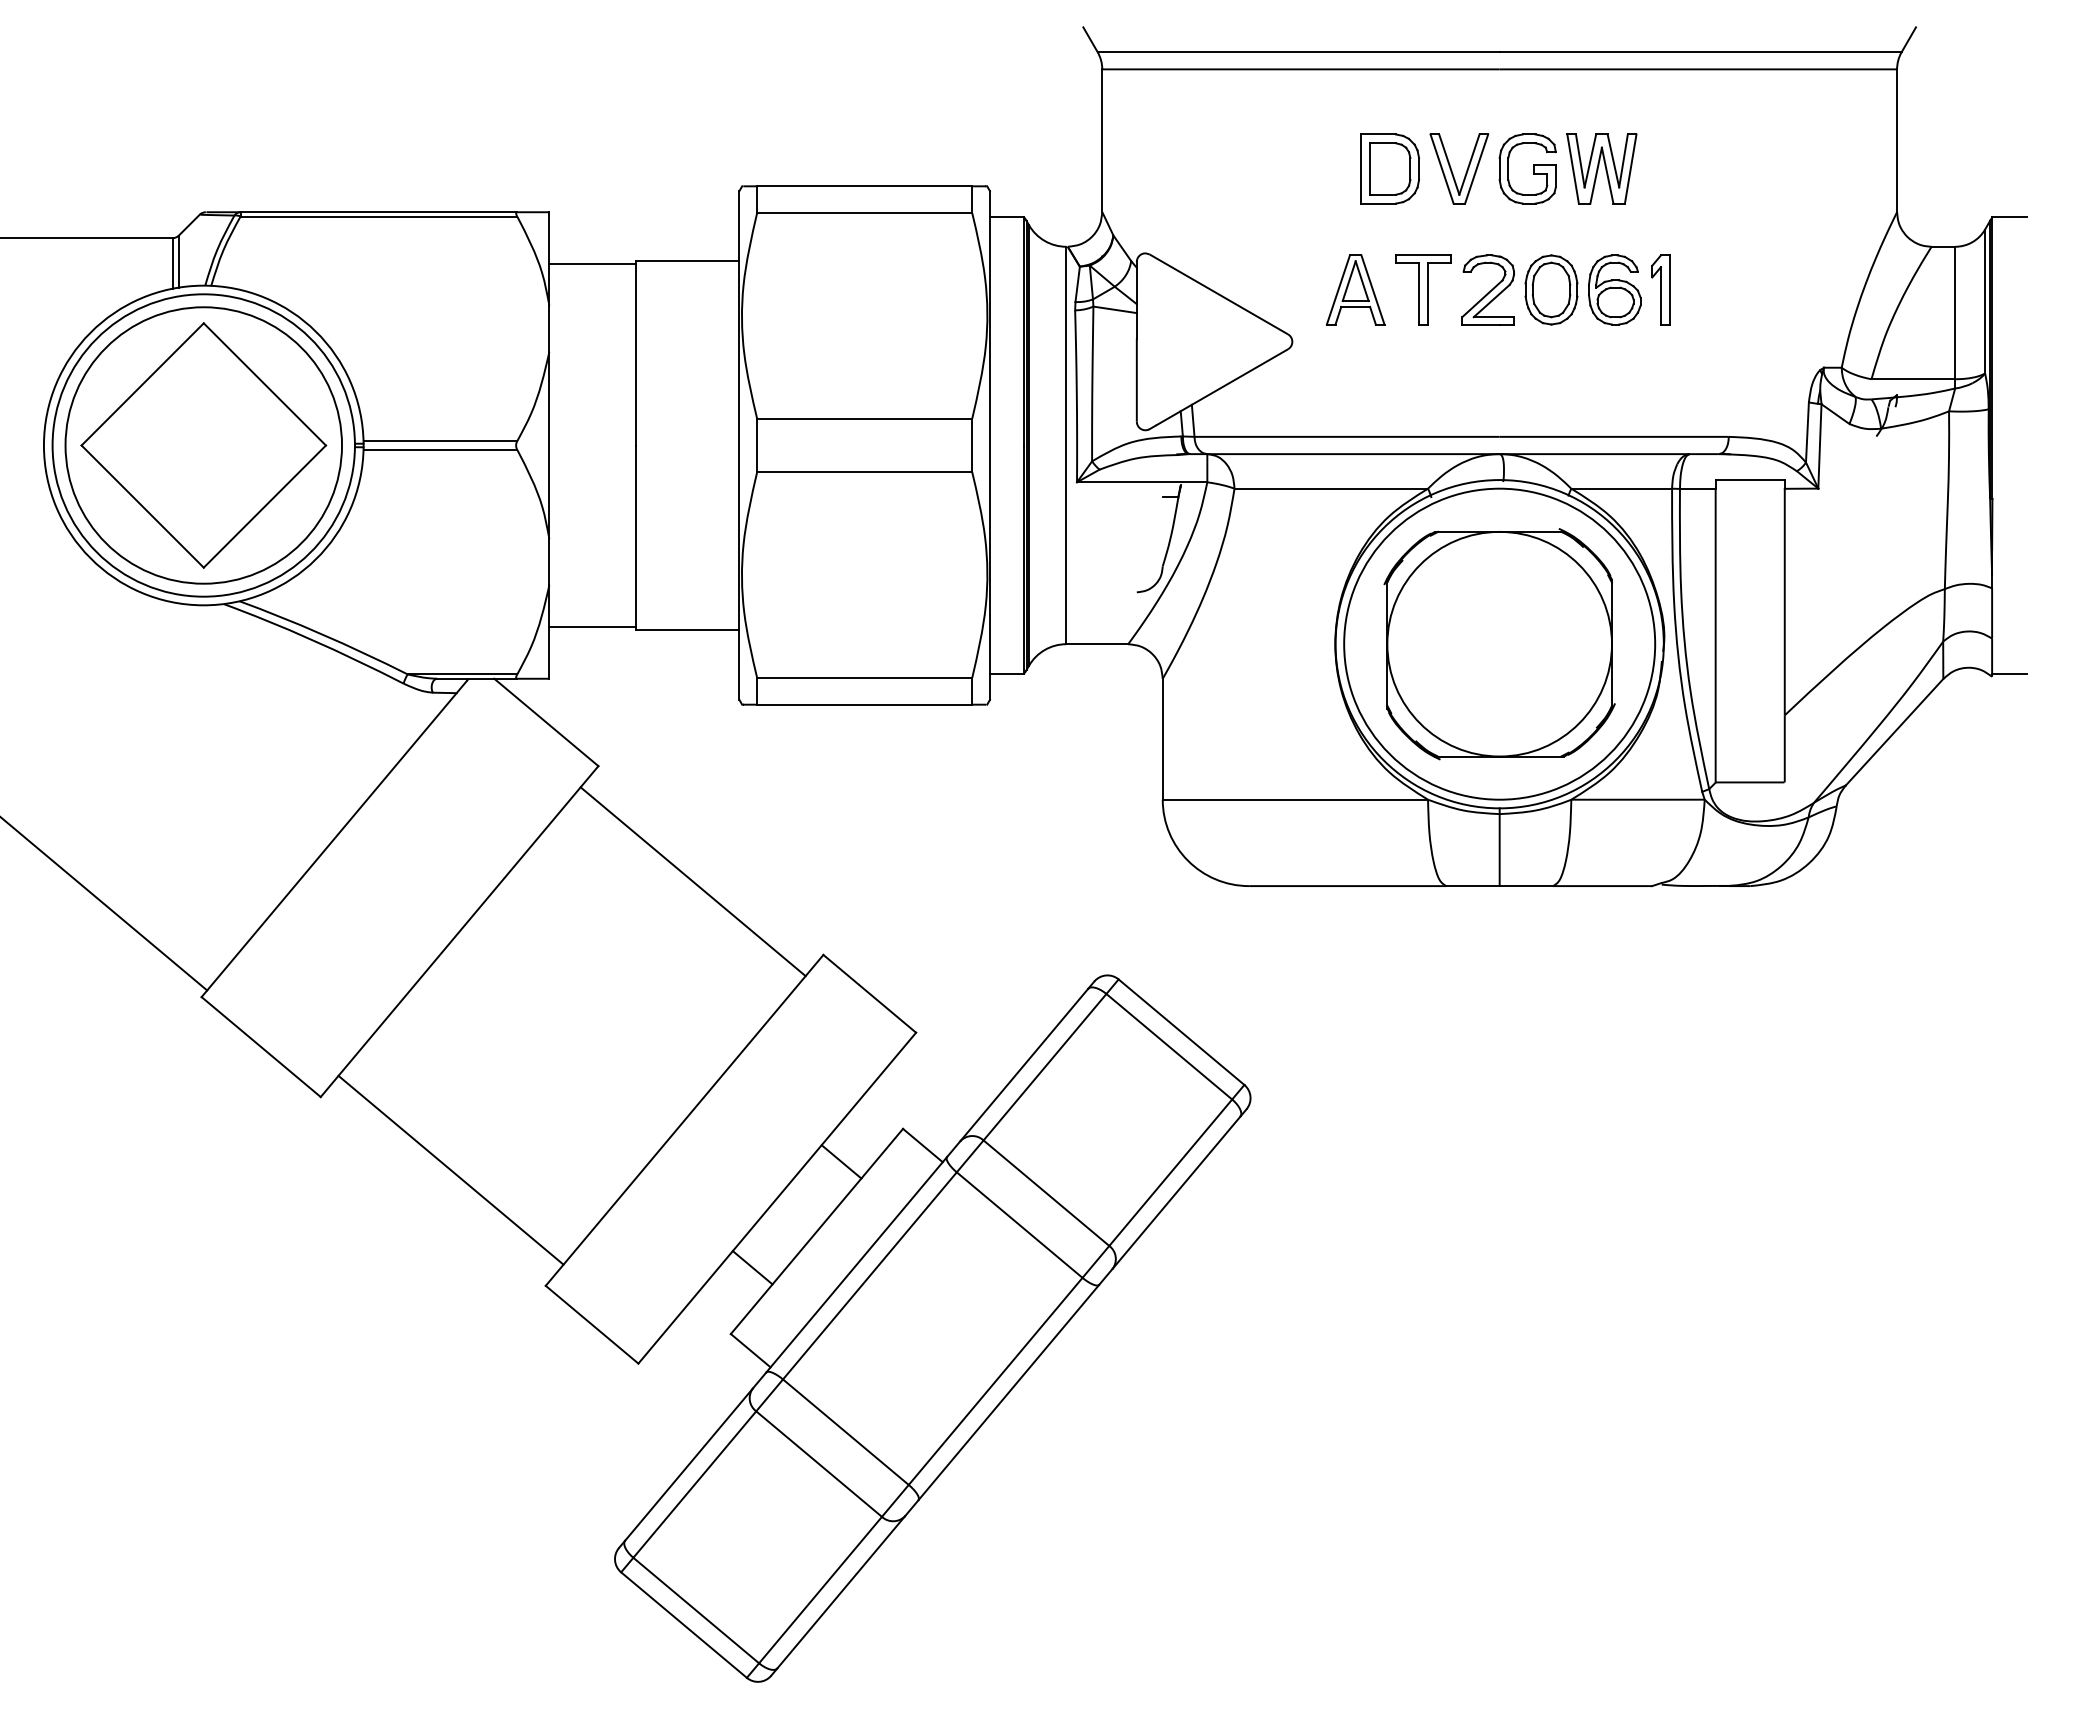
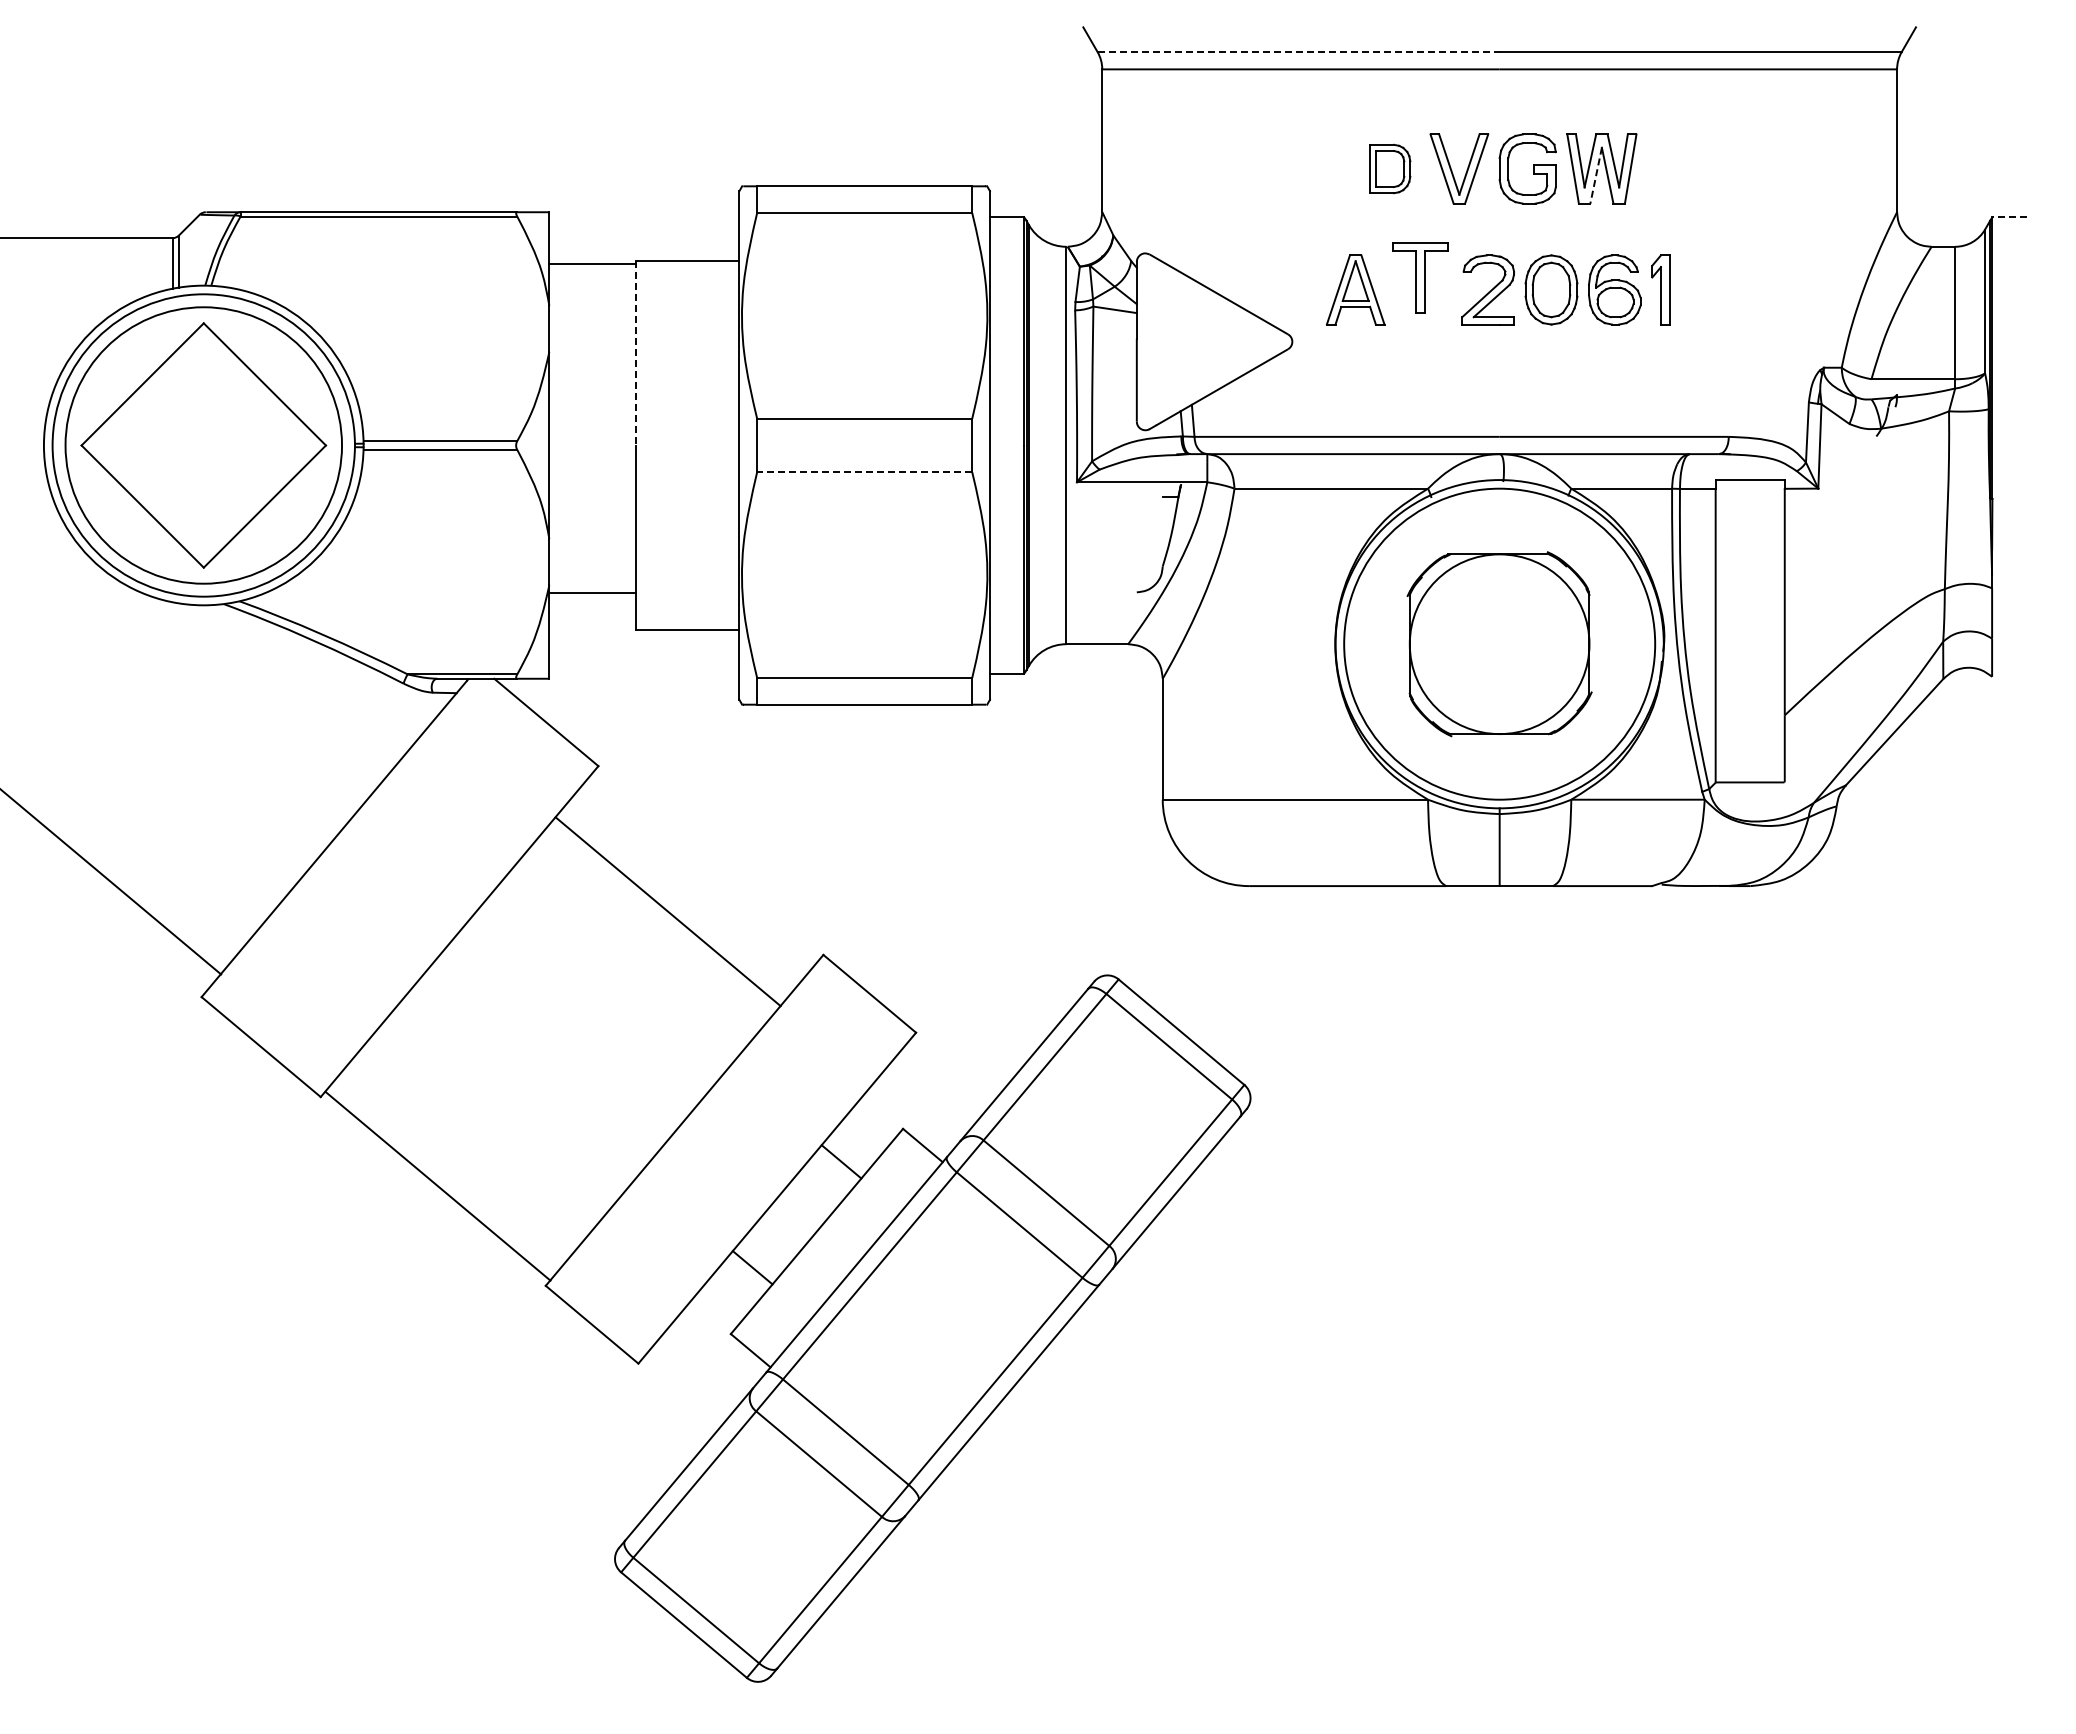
line: solid -> dashed (1299, 52)
part size: 60x72 px -> 43x52 px (1390, 168)
line: solid -> dashed (1596, 175)
line: solid -> dashed (2009, 217)
part position: (1423, 289) -> (1420, 277) (1420, 277)
line: solid -> dashed (635, 353)
line: solid -> dashed (864, 472)
line position: (592, 626) -> (592, 592) (592, 592)
part size: 233x233 px -> 187x187 px (1499, 644)
line: present -> none (2009, 673)
line position: (692, 881) -> (667, 911) (667, 911)
line position: (104, 904) -> (111, 882) (111, 882)
line position: (450, 1169) -> (437, 1185) (437, 1185)
